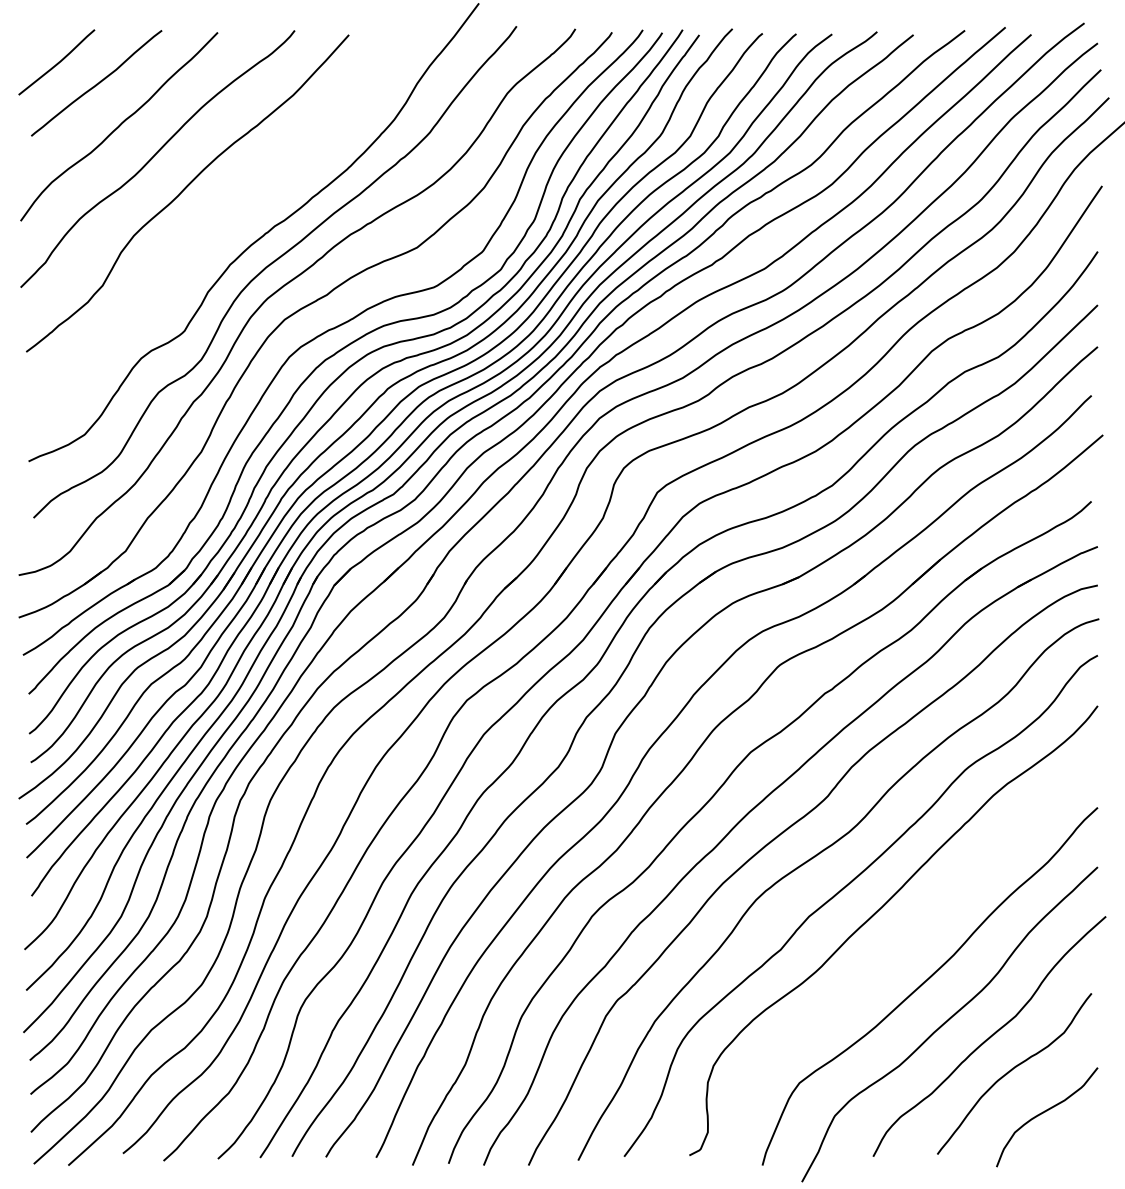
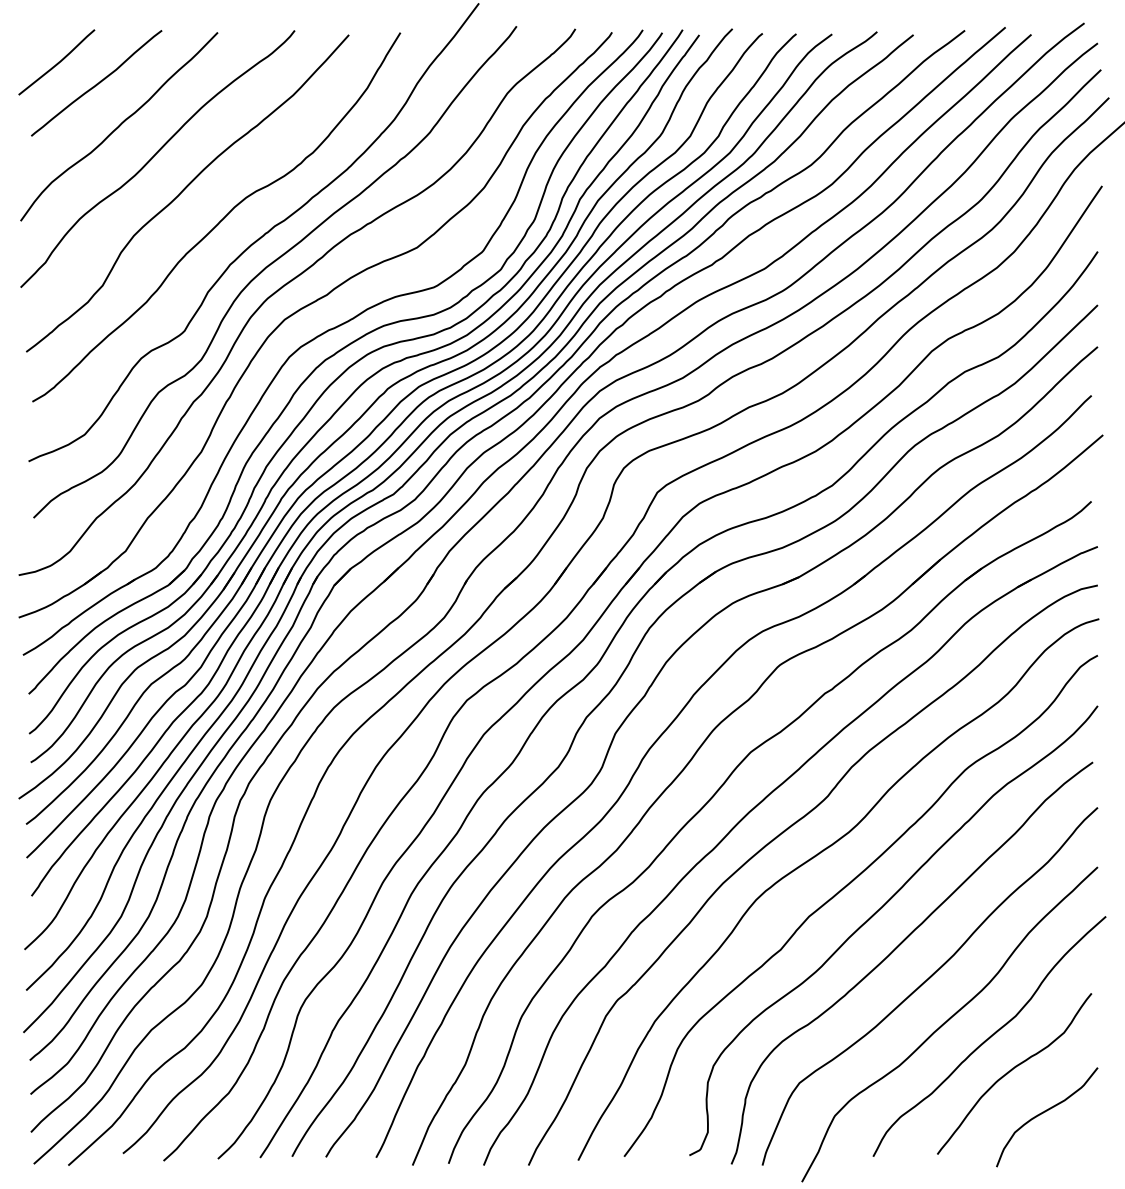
curve: none -> present (220, 220)
curve: none -> present (897, 948)
